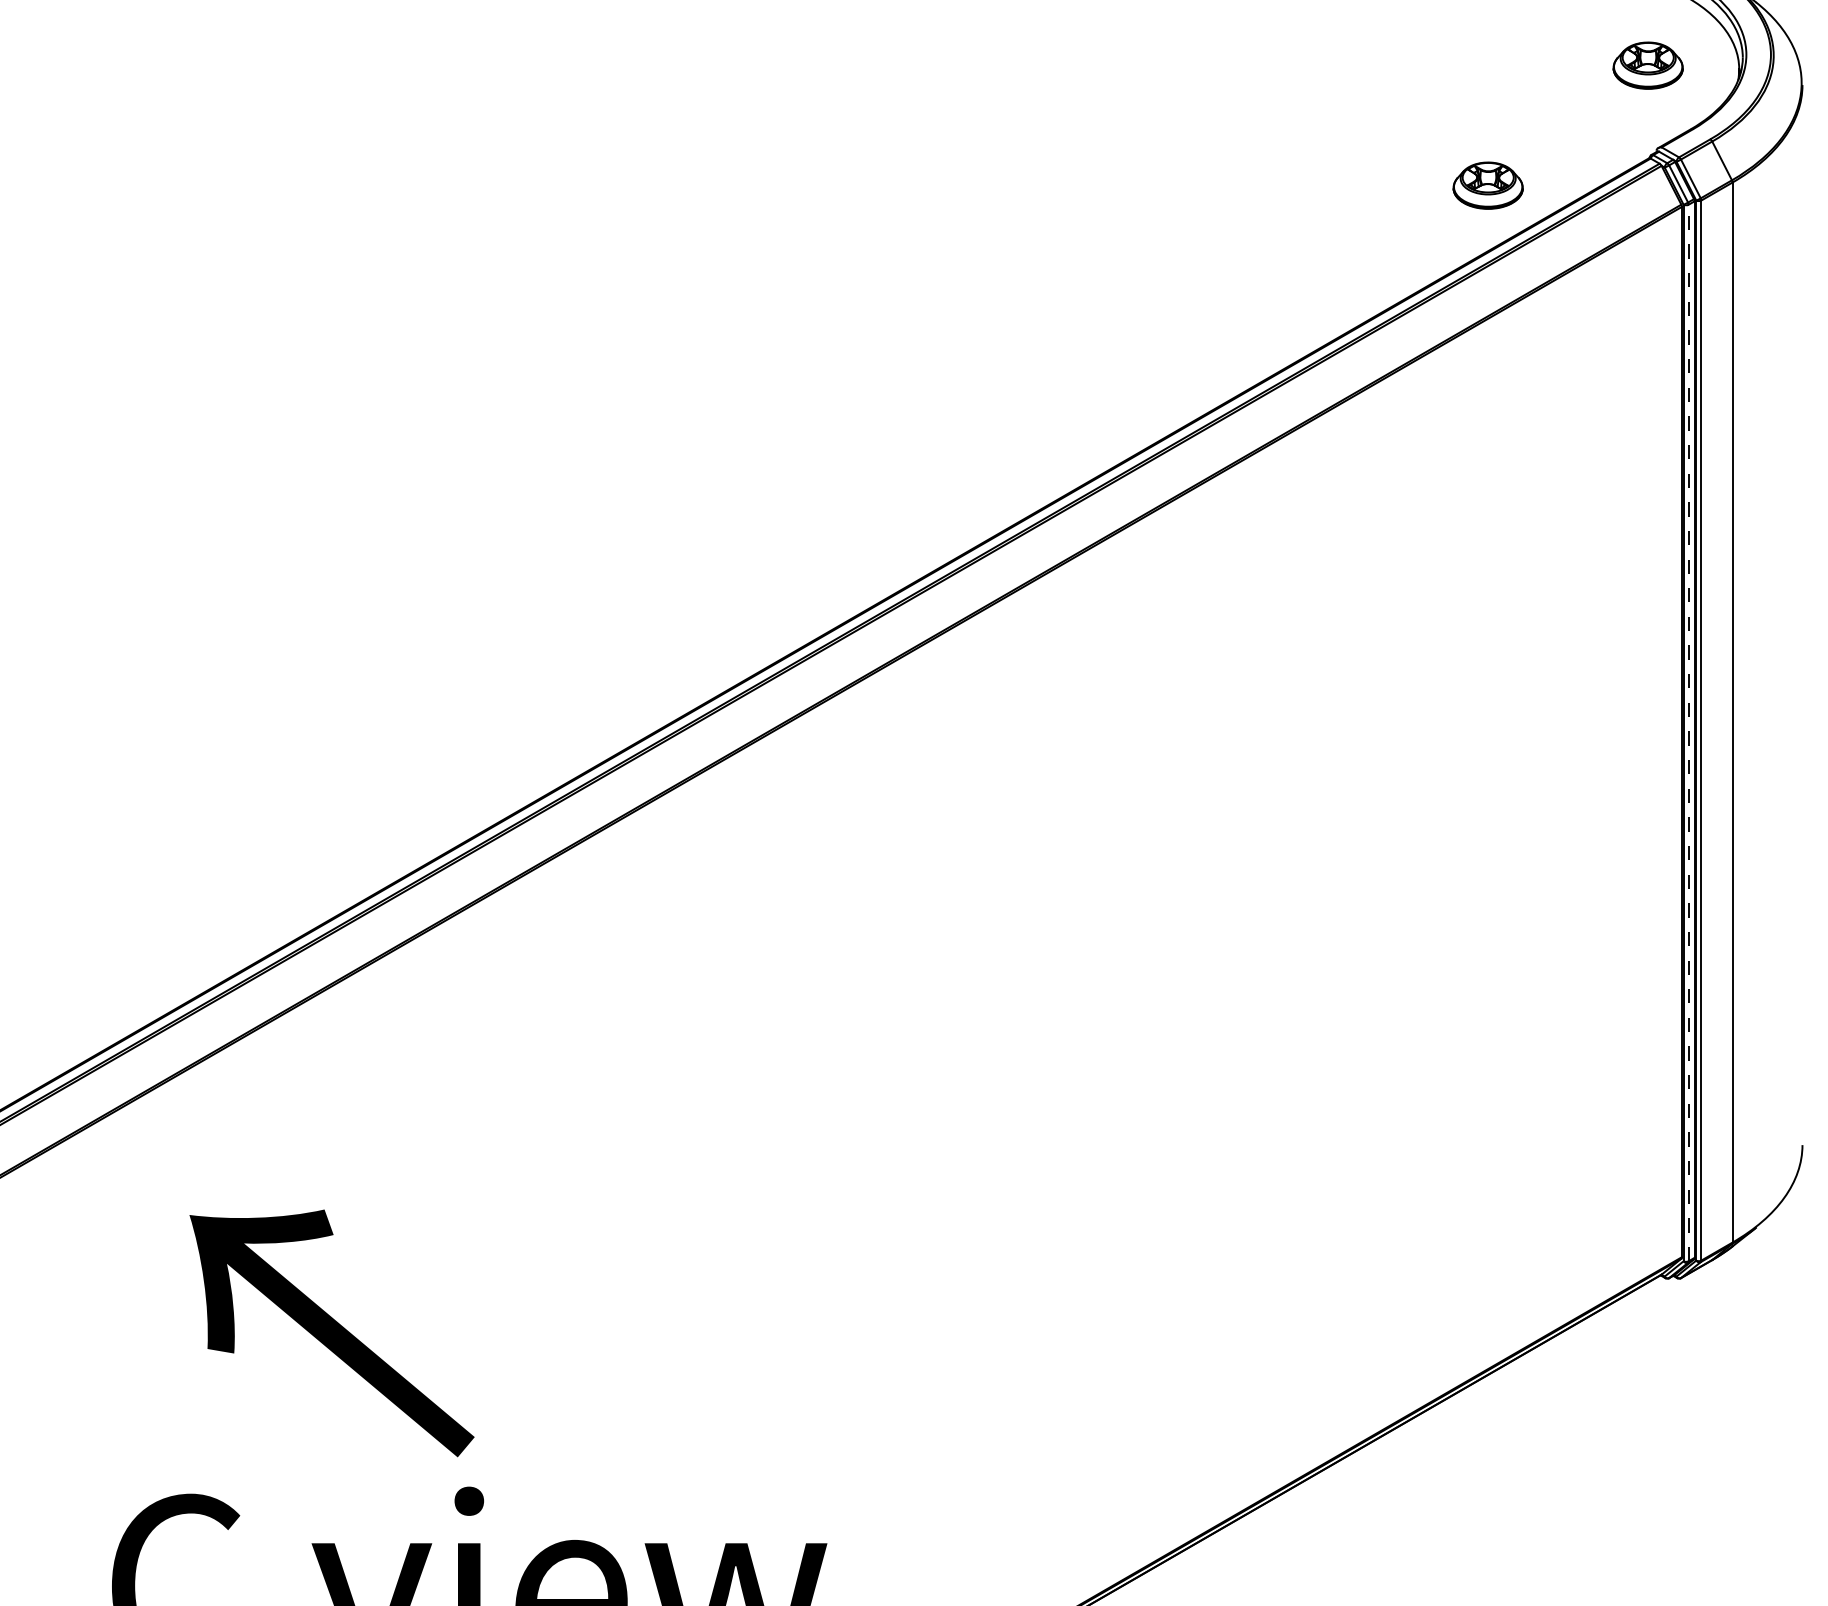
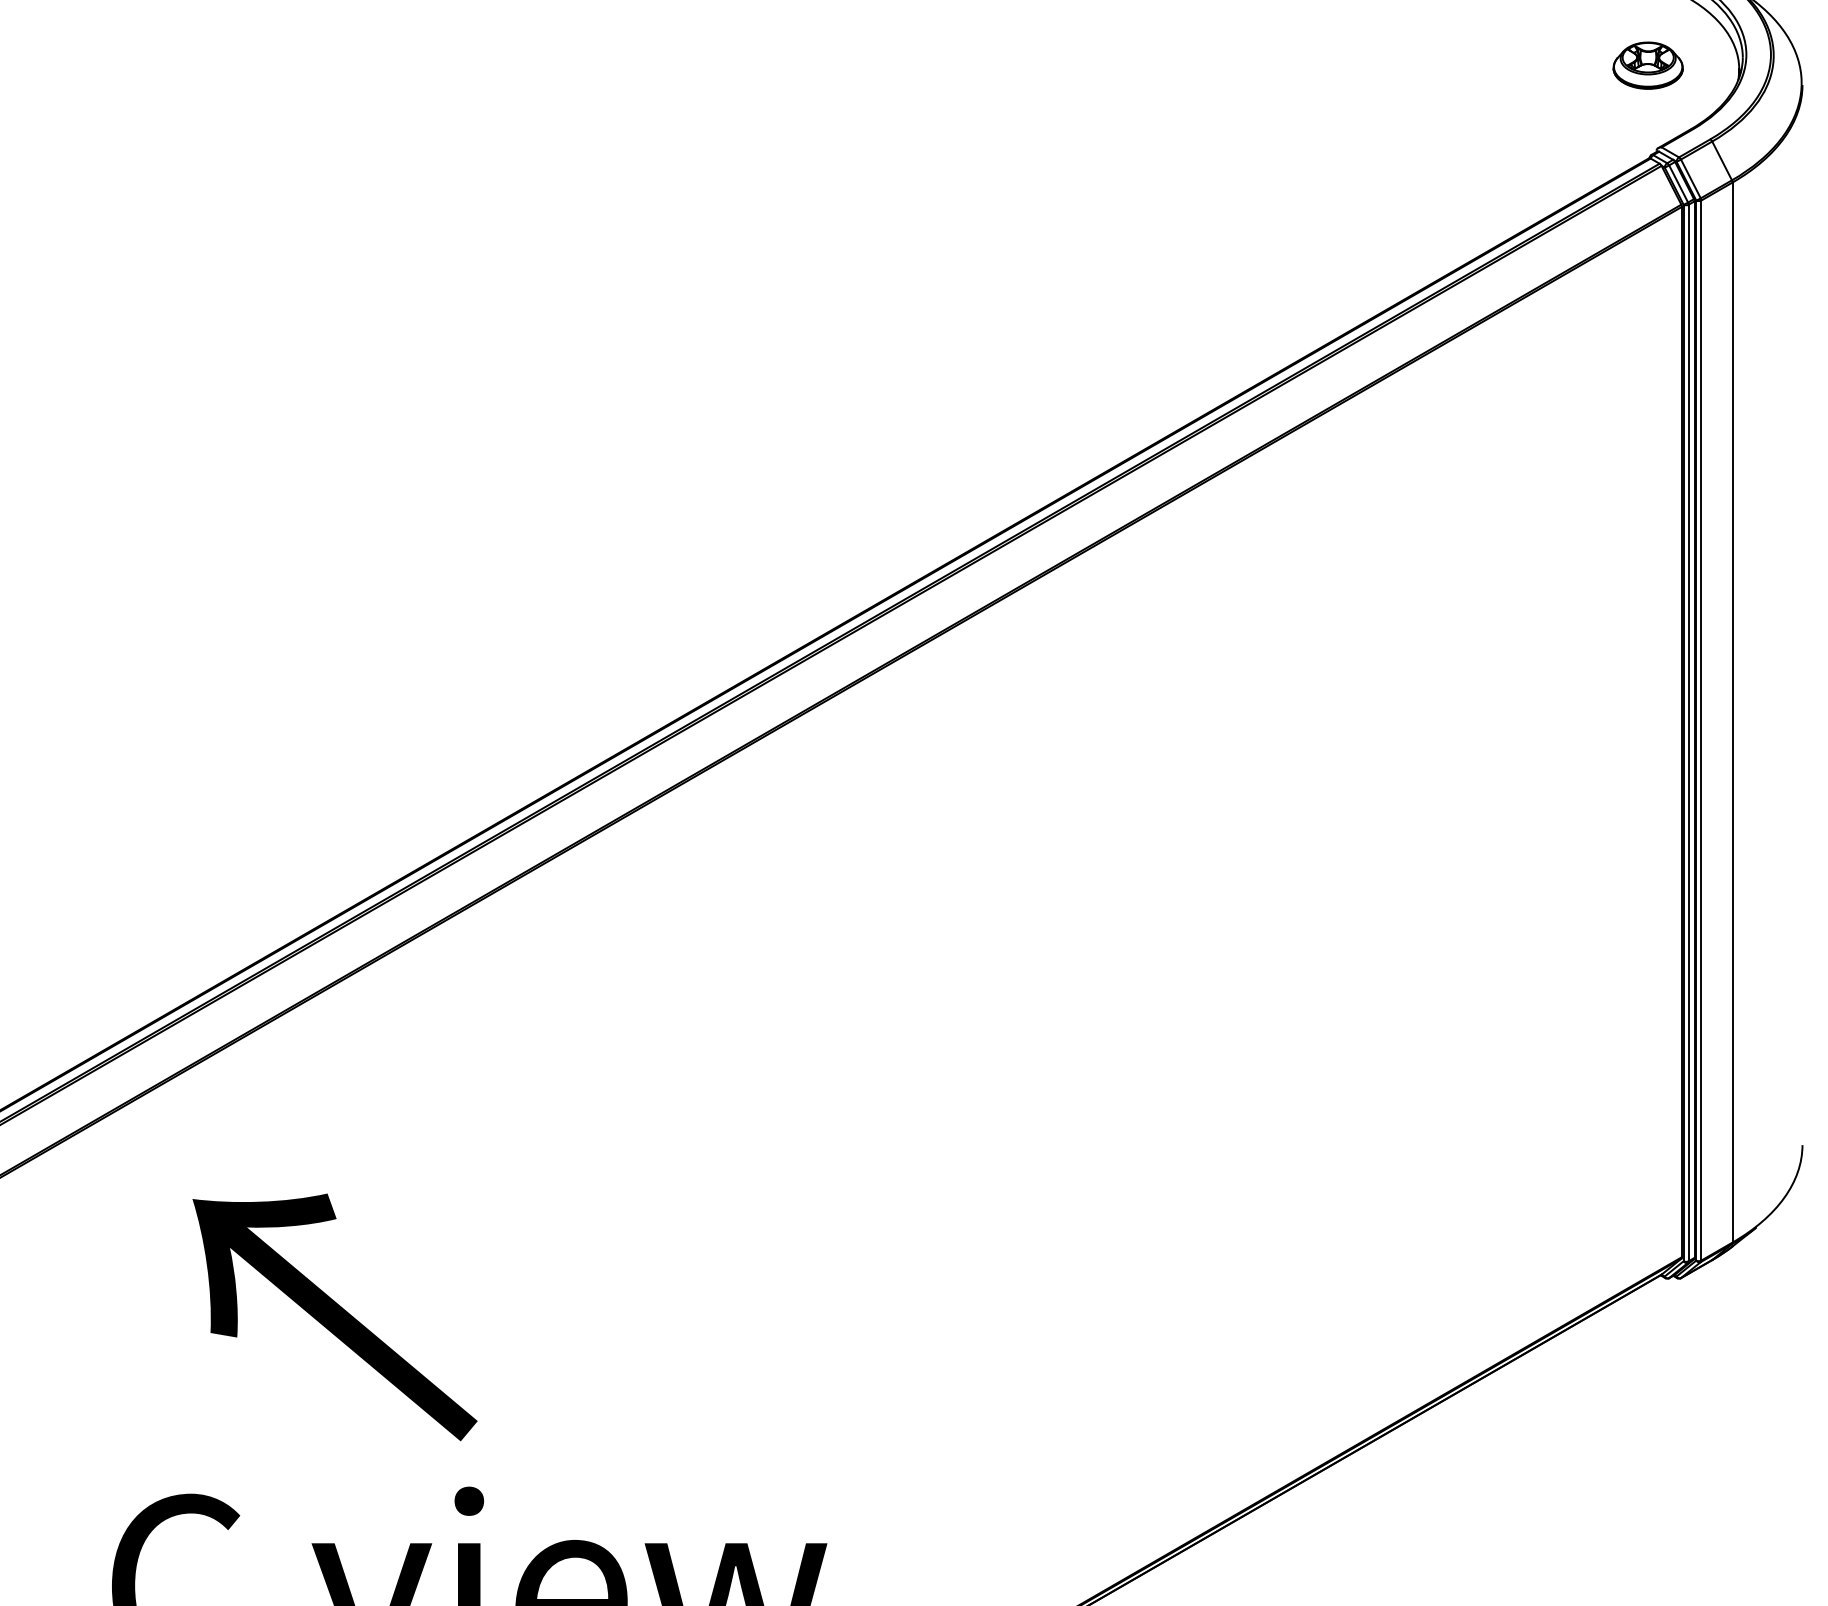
part: present -> none (1487, 185)
line: dashed -> solid (1688, 732)
text position: (331, 1333) -> (334, 1317) (334, 1317)
